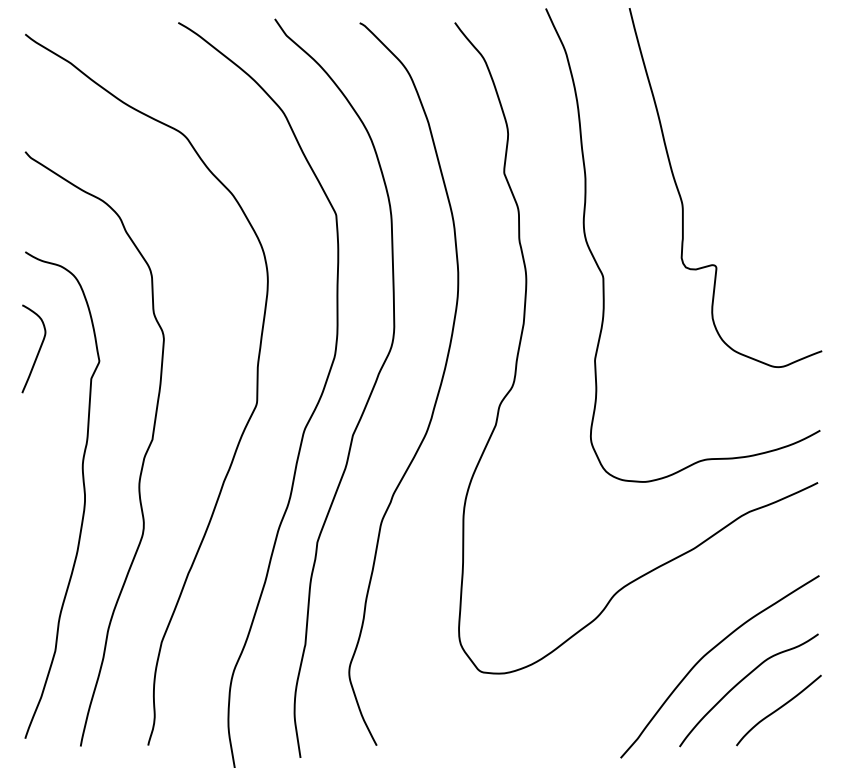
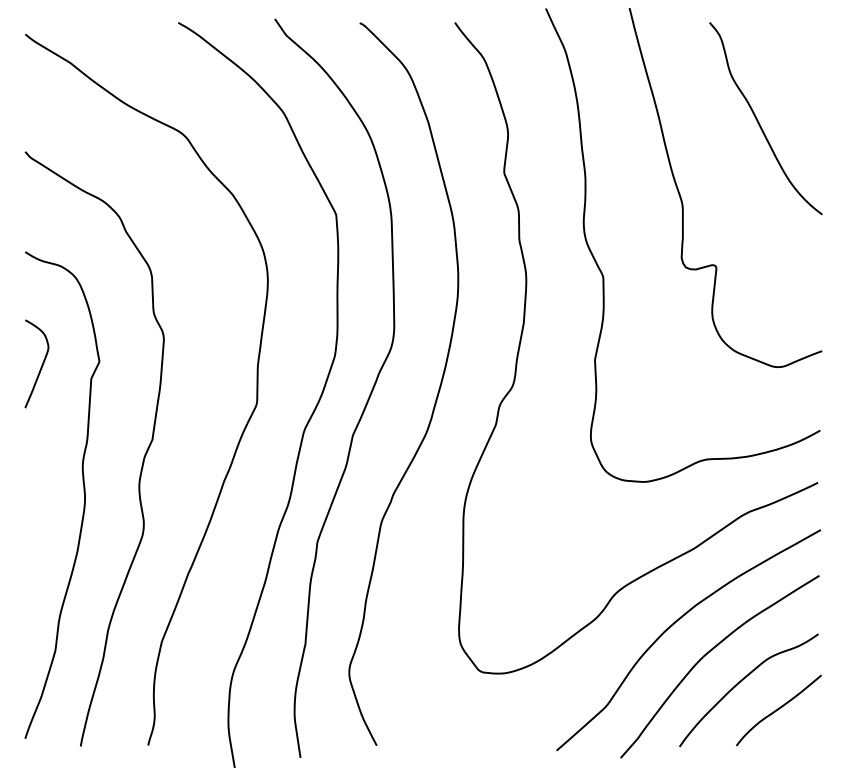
curve: none -> present (759, 122)
curve position: (38, 349) -> (41, 364) (41, 364)
curve: none -> present (673, 625)
